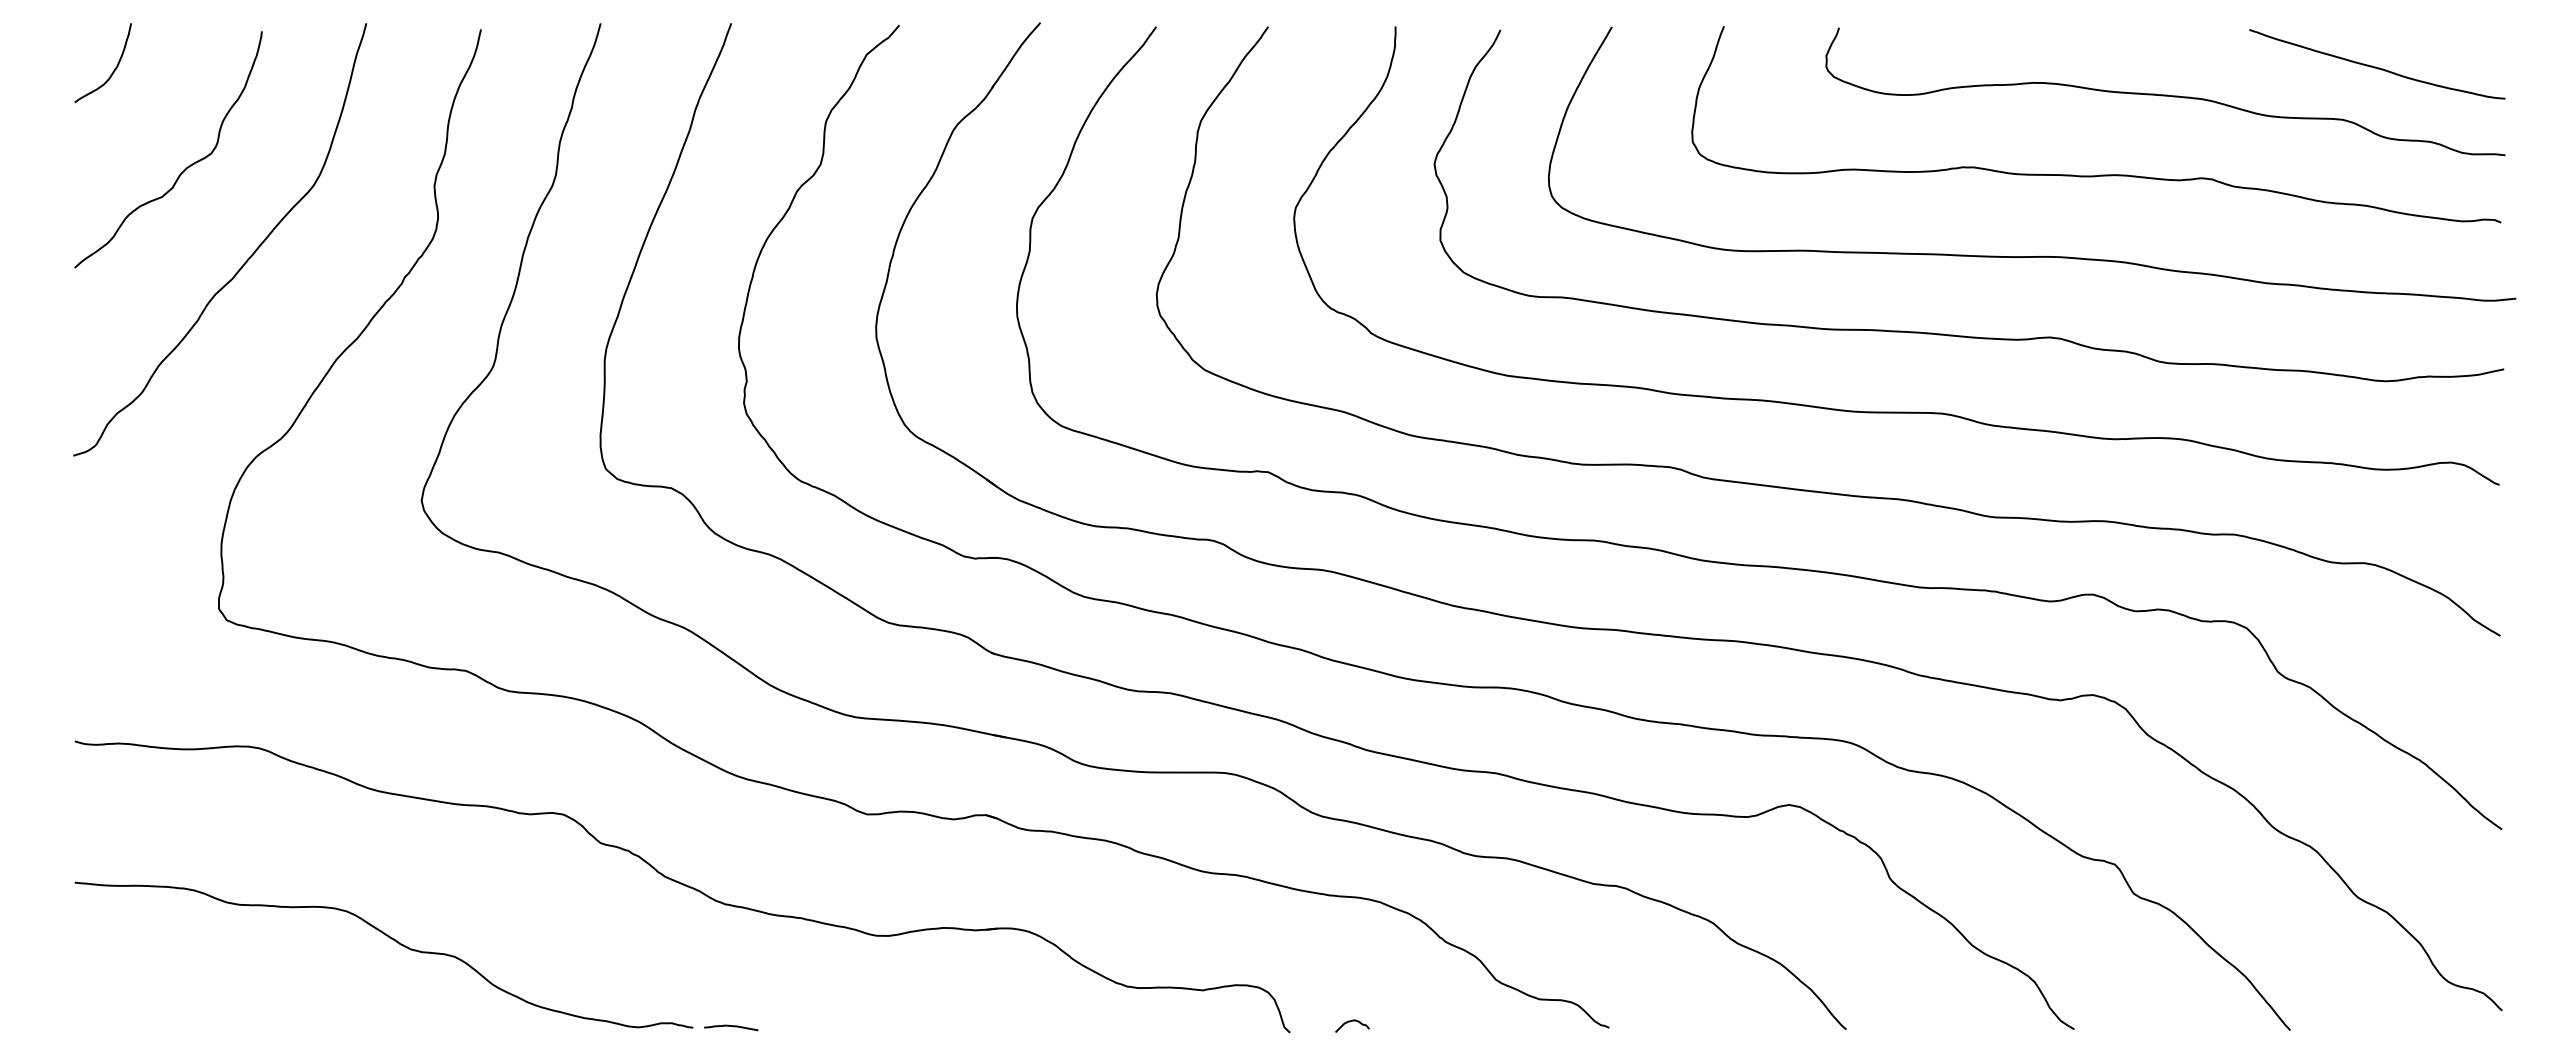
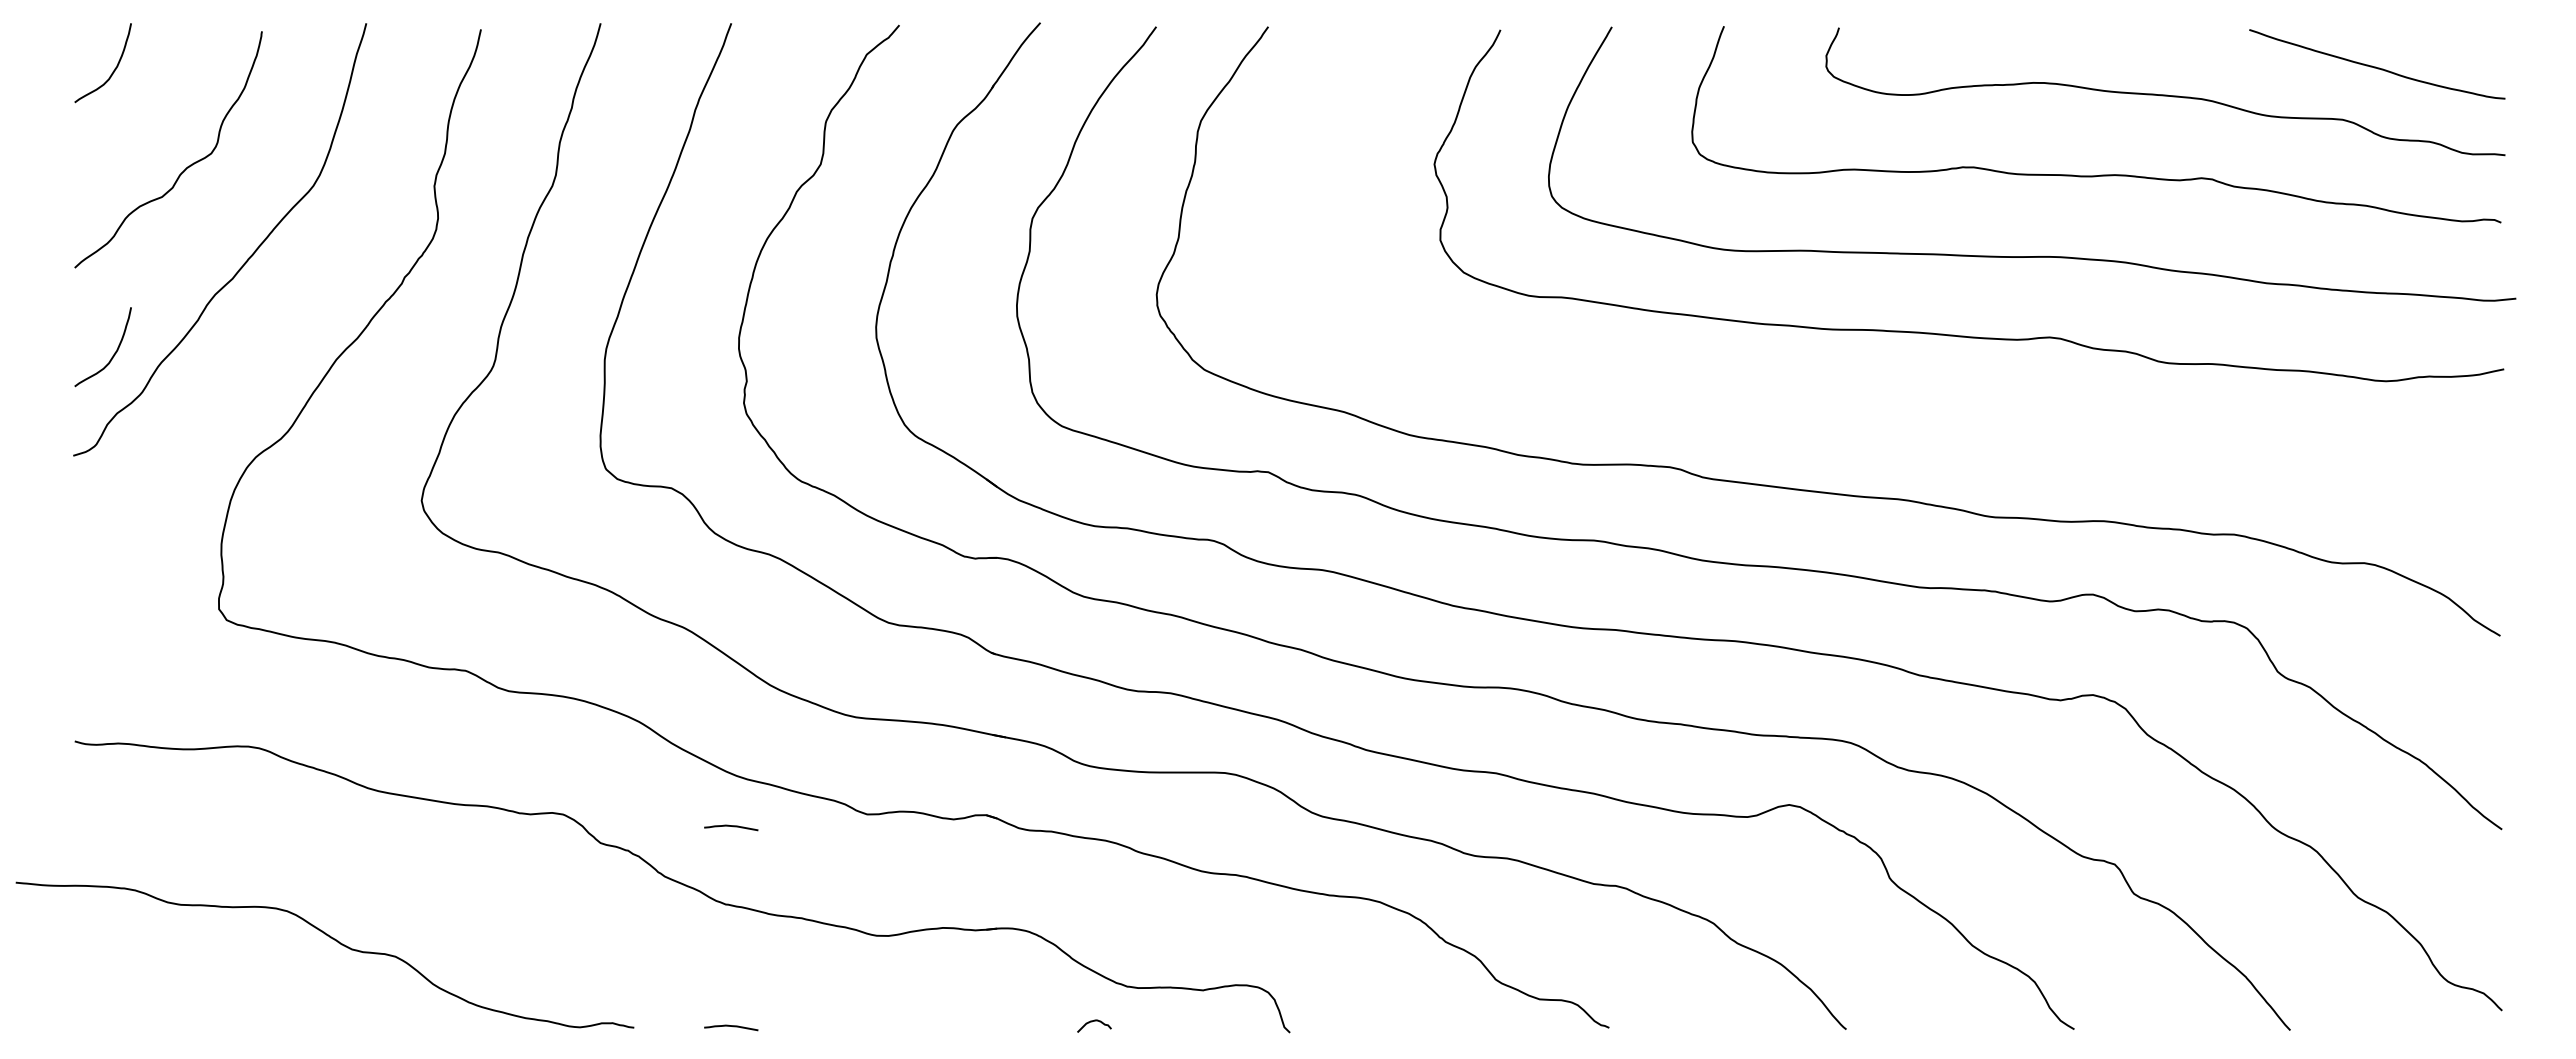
curve: none -> present (112, 355)
curve: present -> none (1896, 411)
curve: none -> present (731, 826)
curve position: (391, 939) -> (332, 939) (332, 939)
curve position: (1350, 1022) -> (1092, 1022) (1092, 1022)
